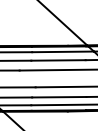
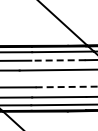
line: solid -> dashed (58, 60)
line: solid -> dashed (66, 87)
